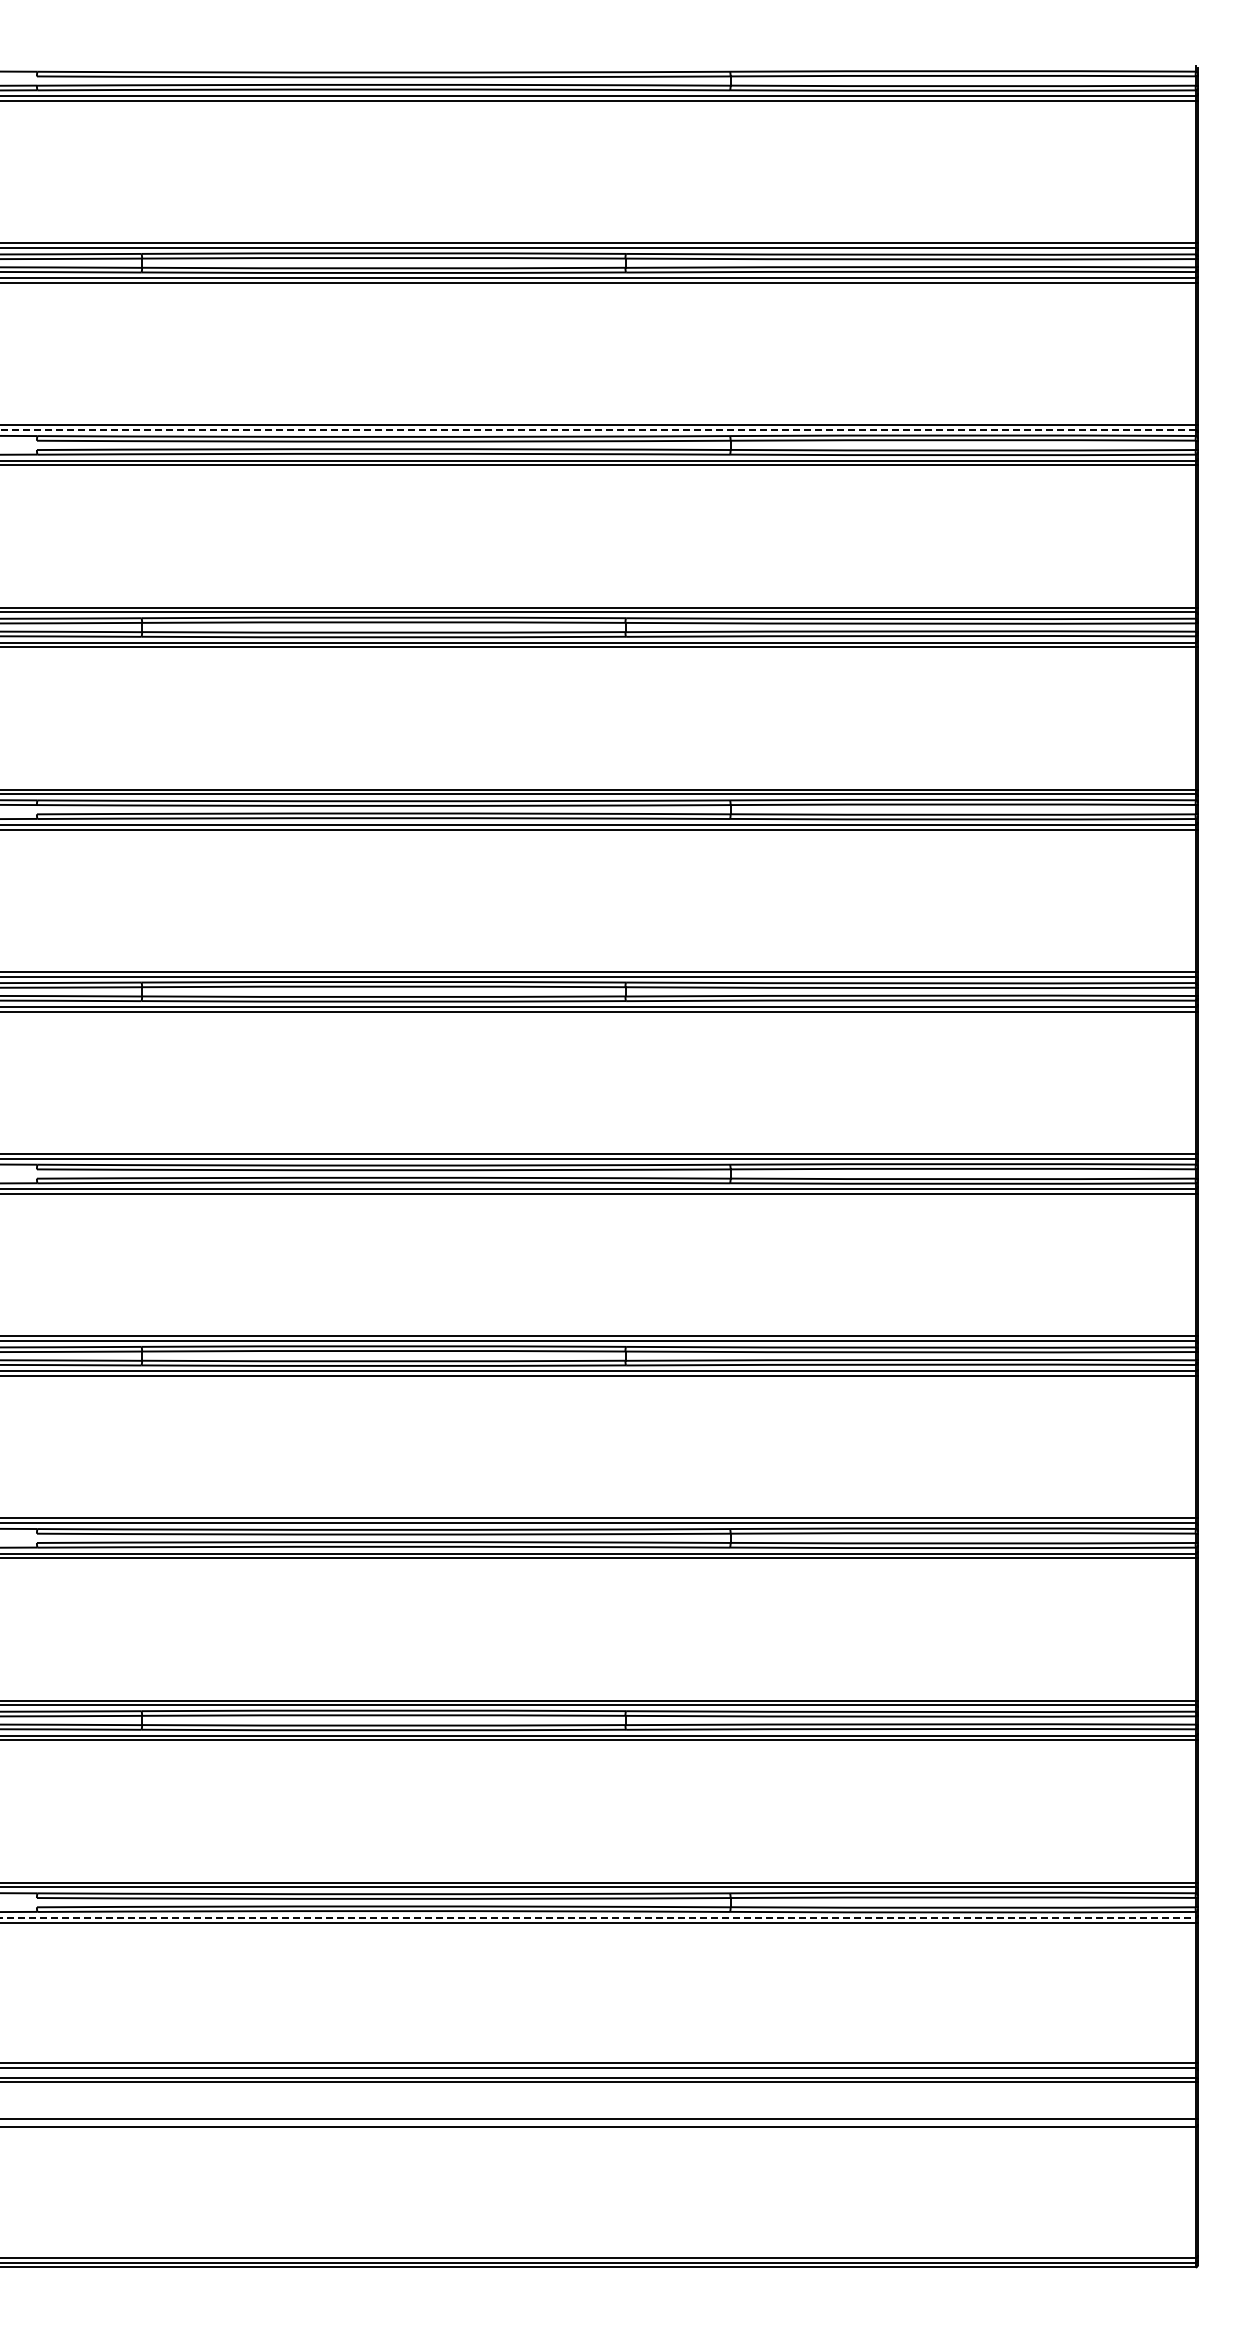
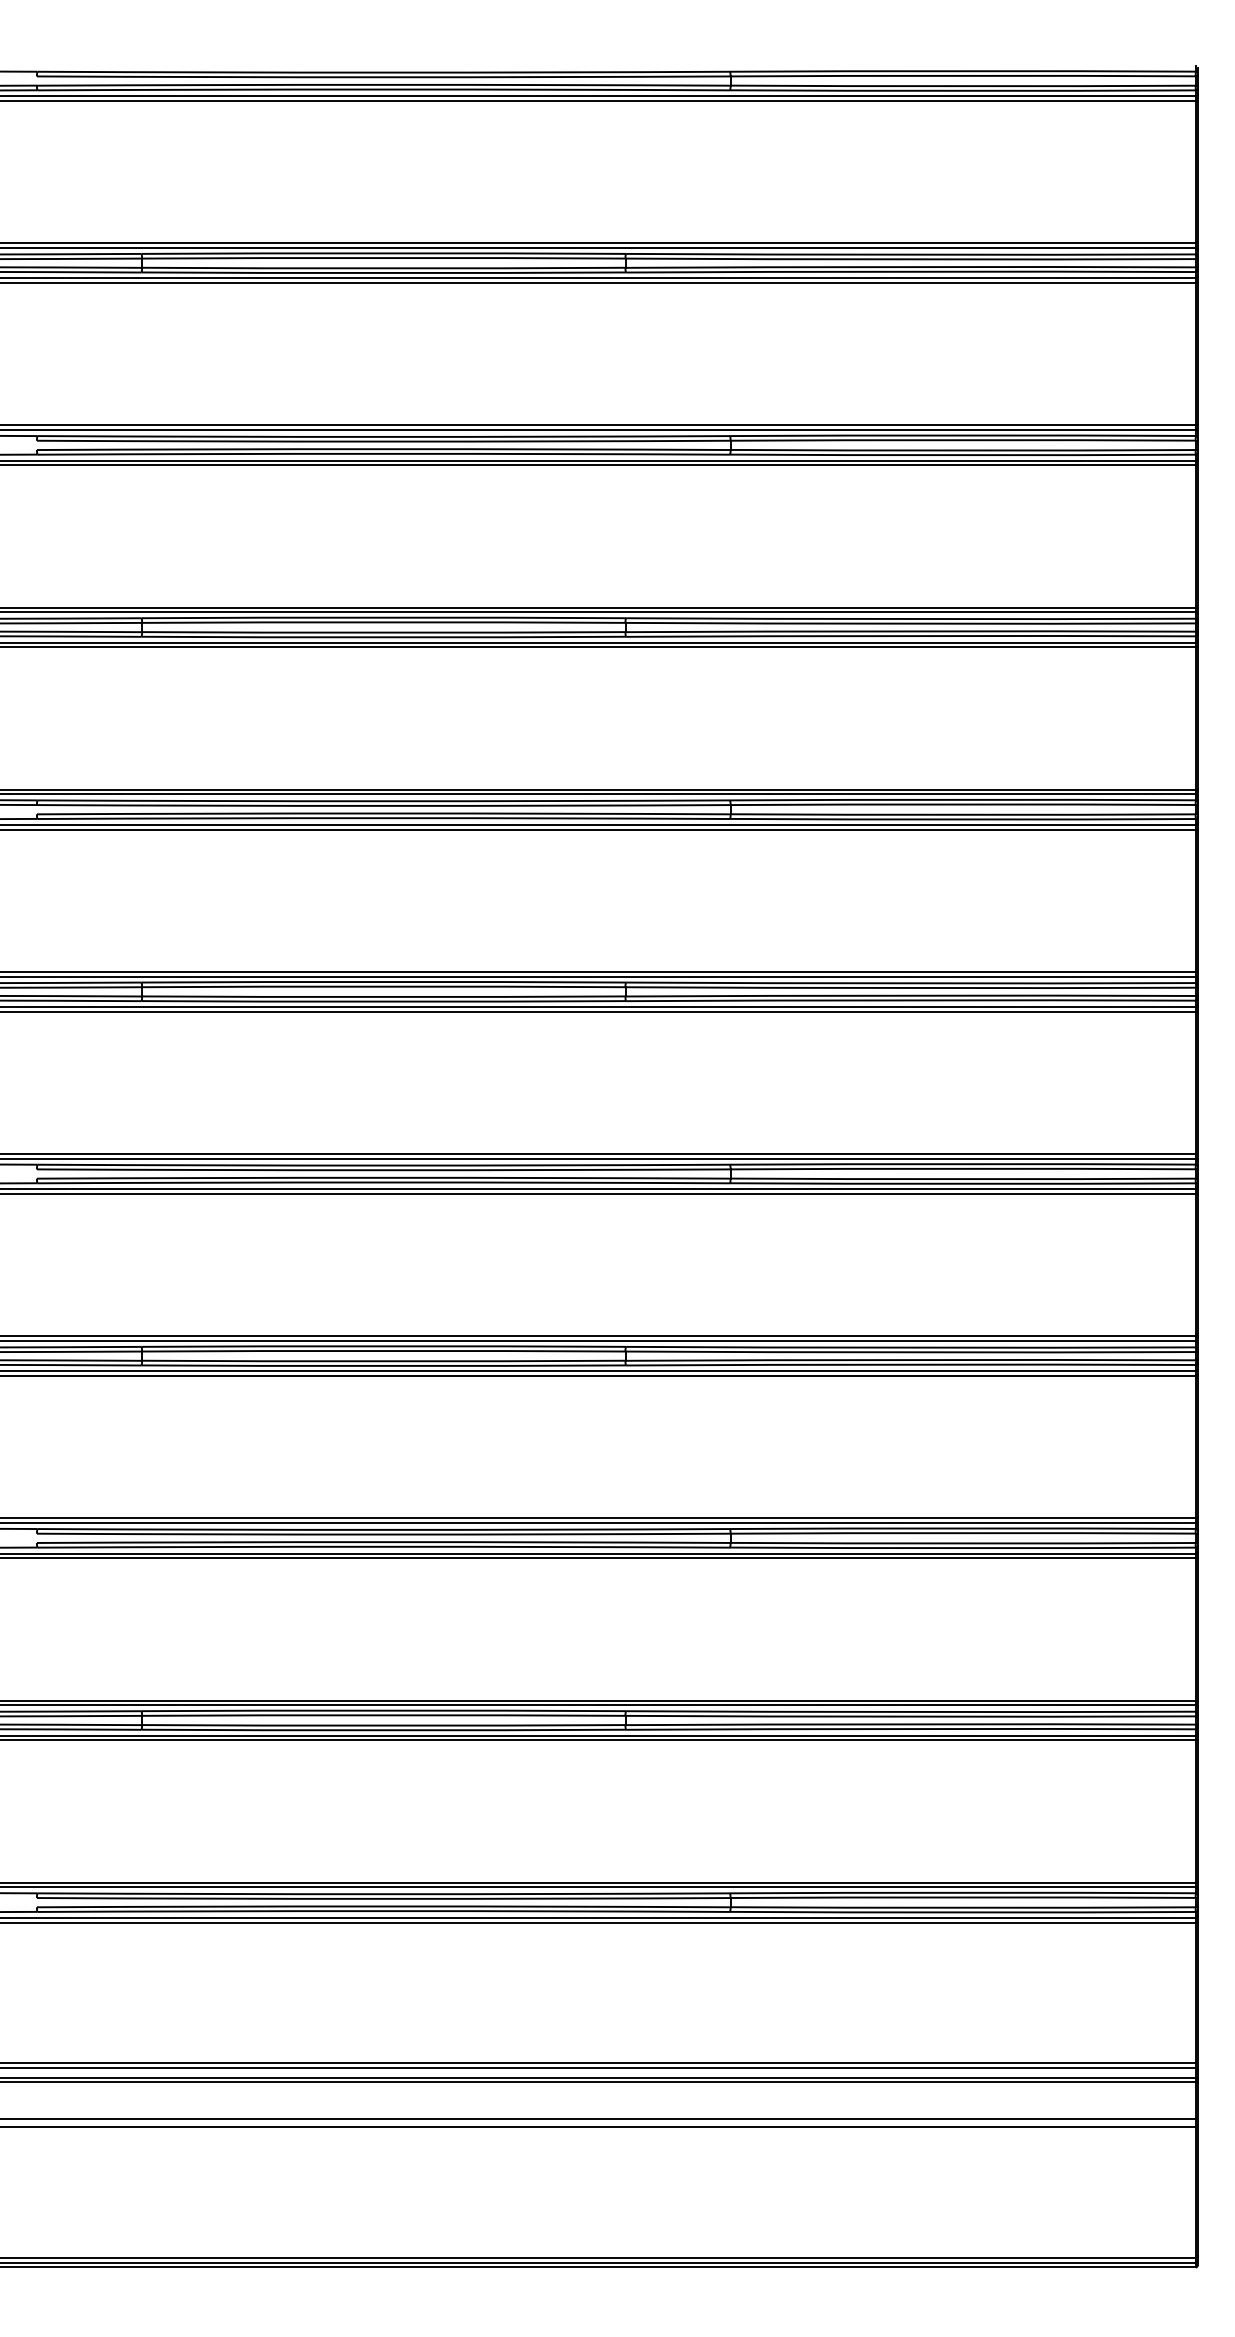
line: dashed -> solid (598, 430)
line: dashed -> solid (599, 1917)
